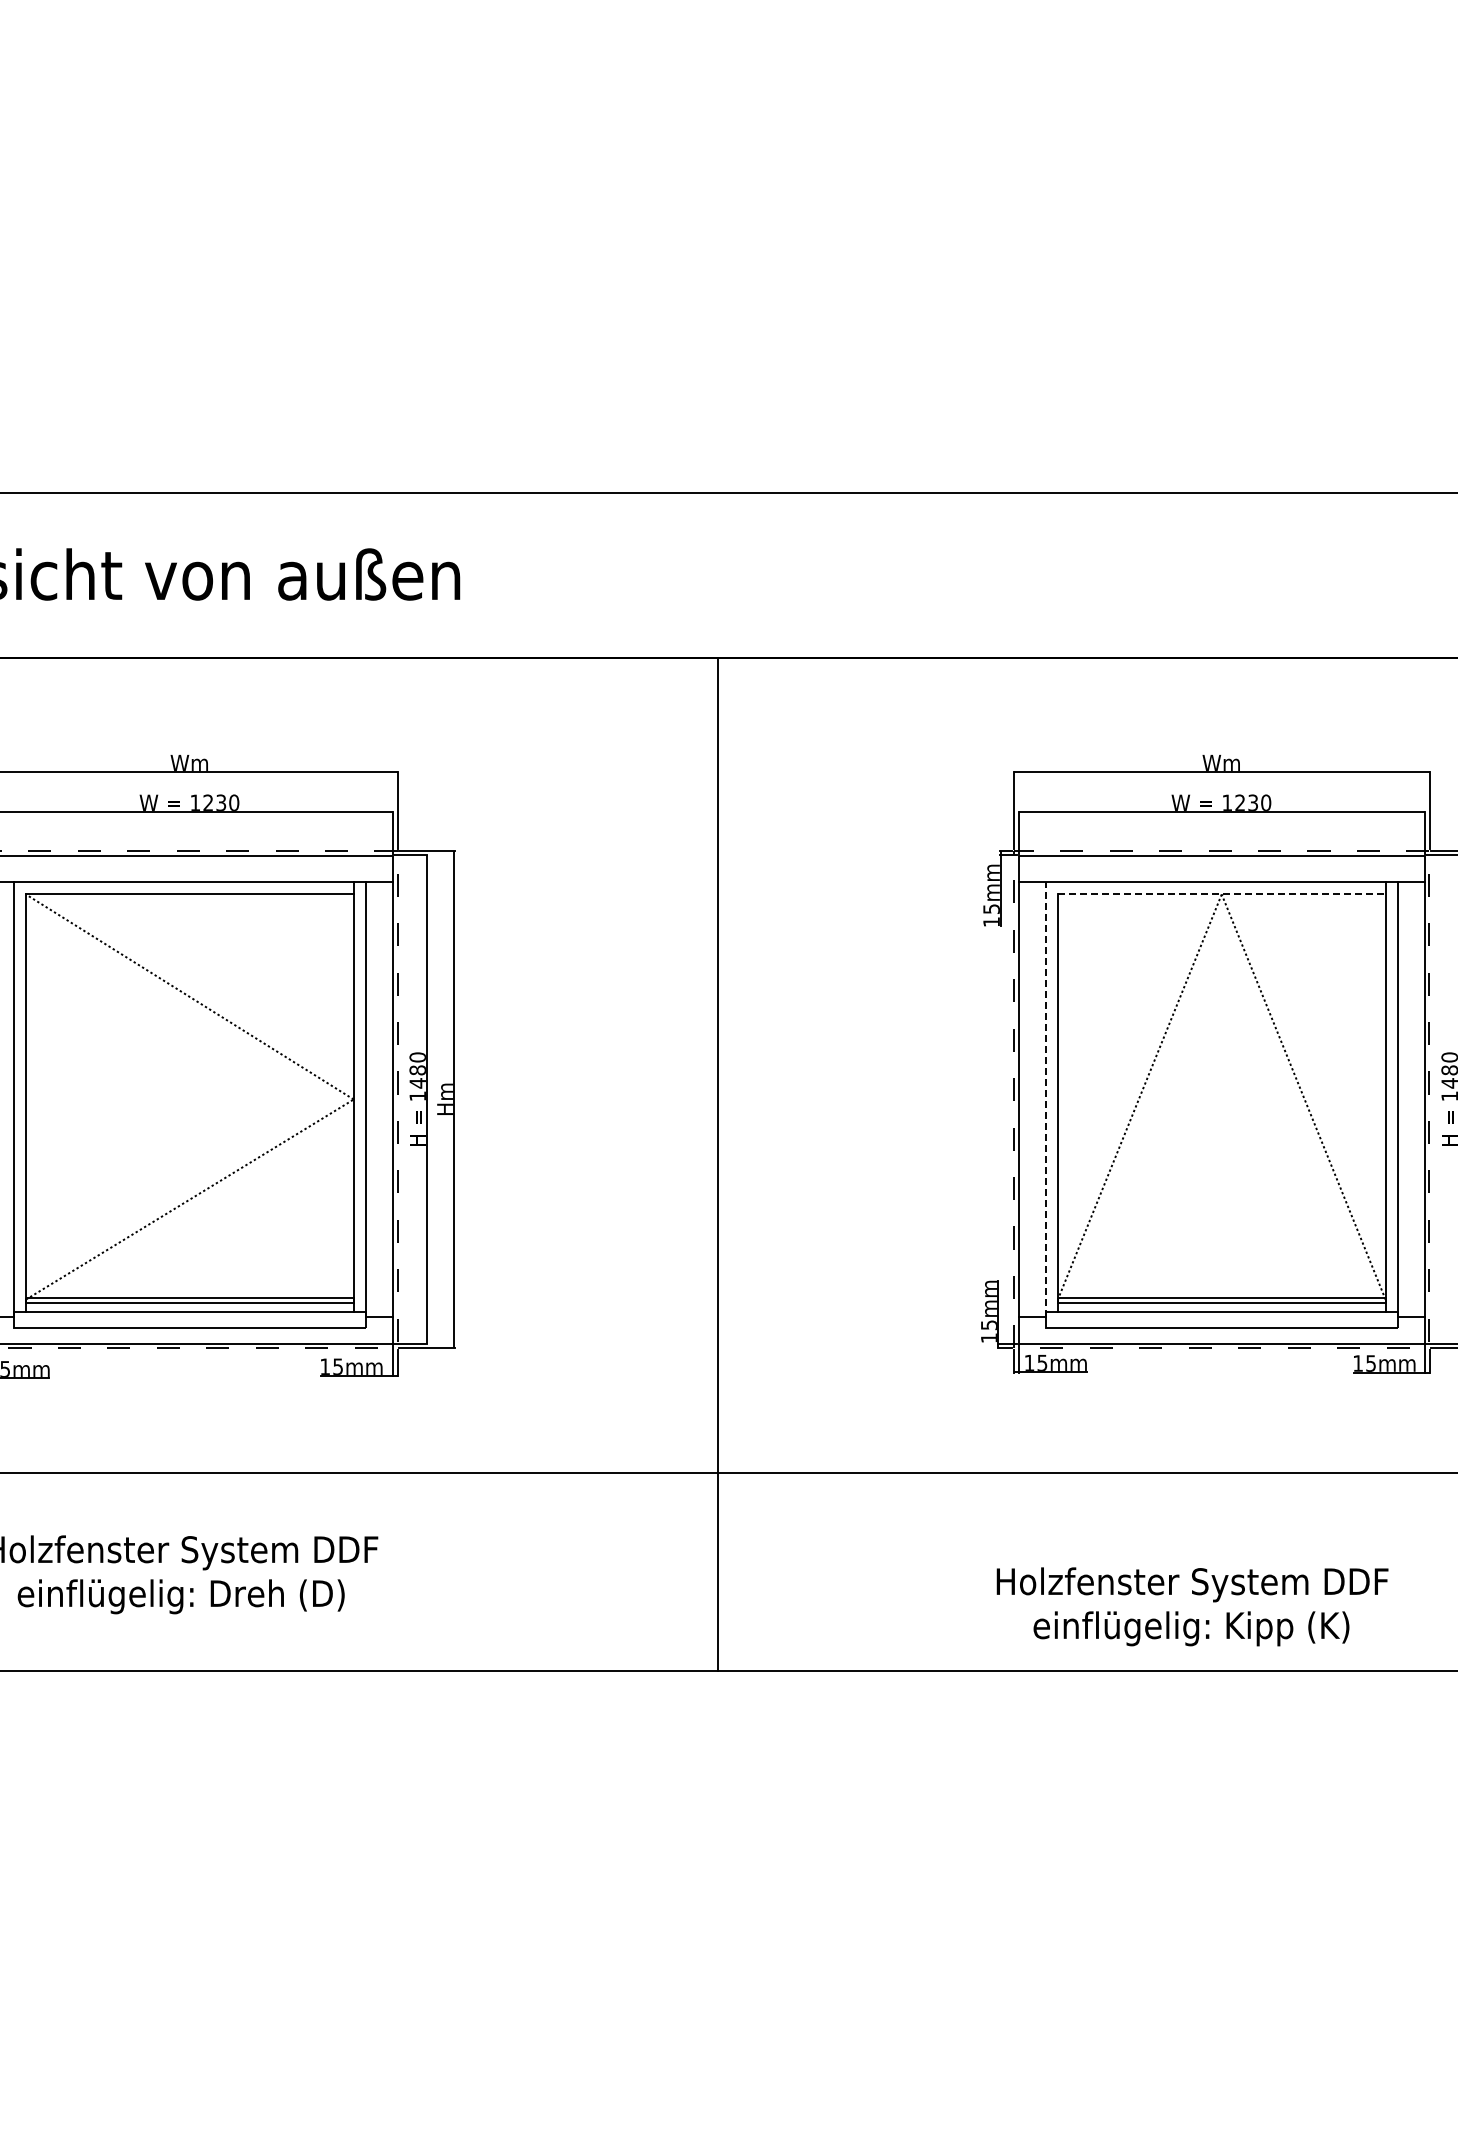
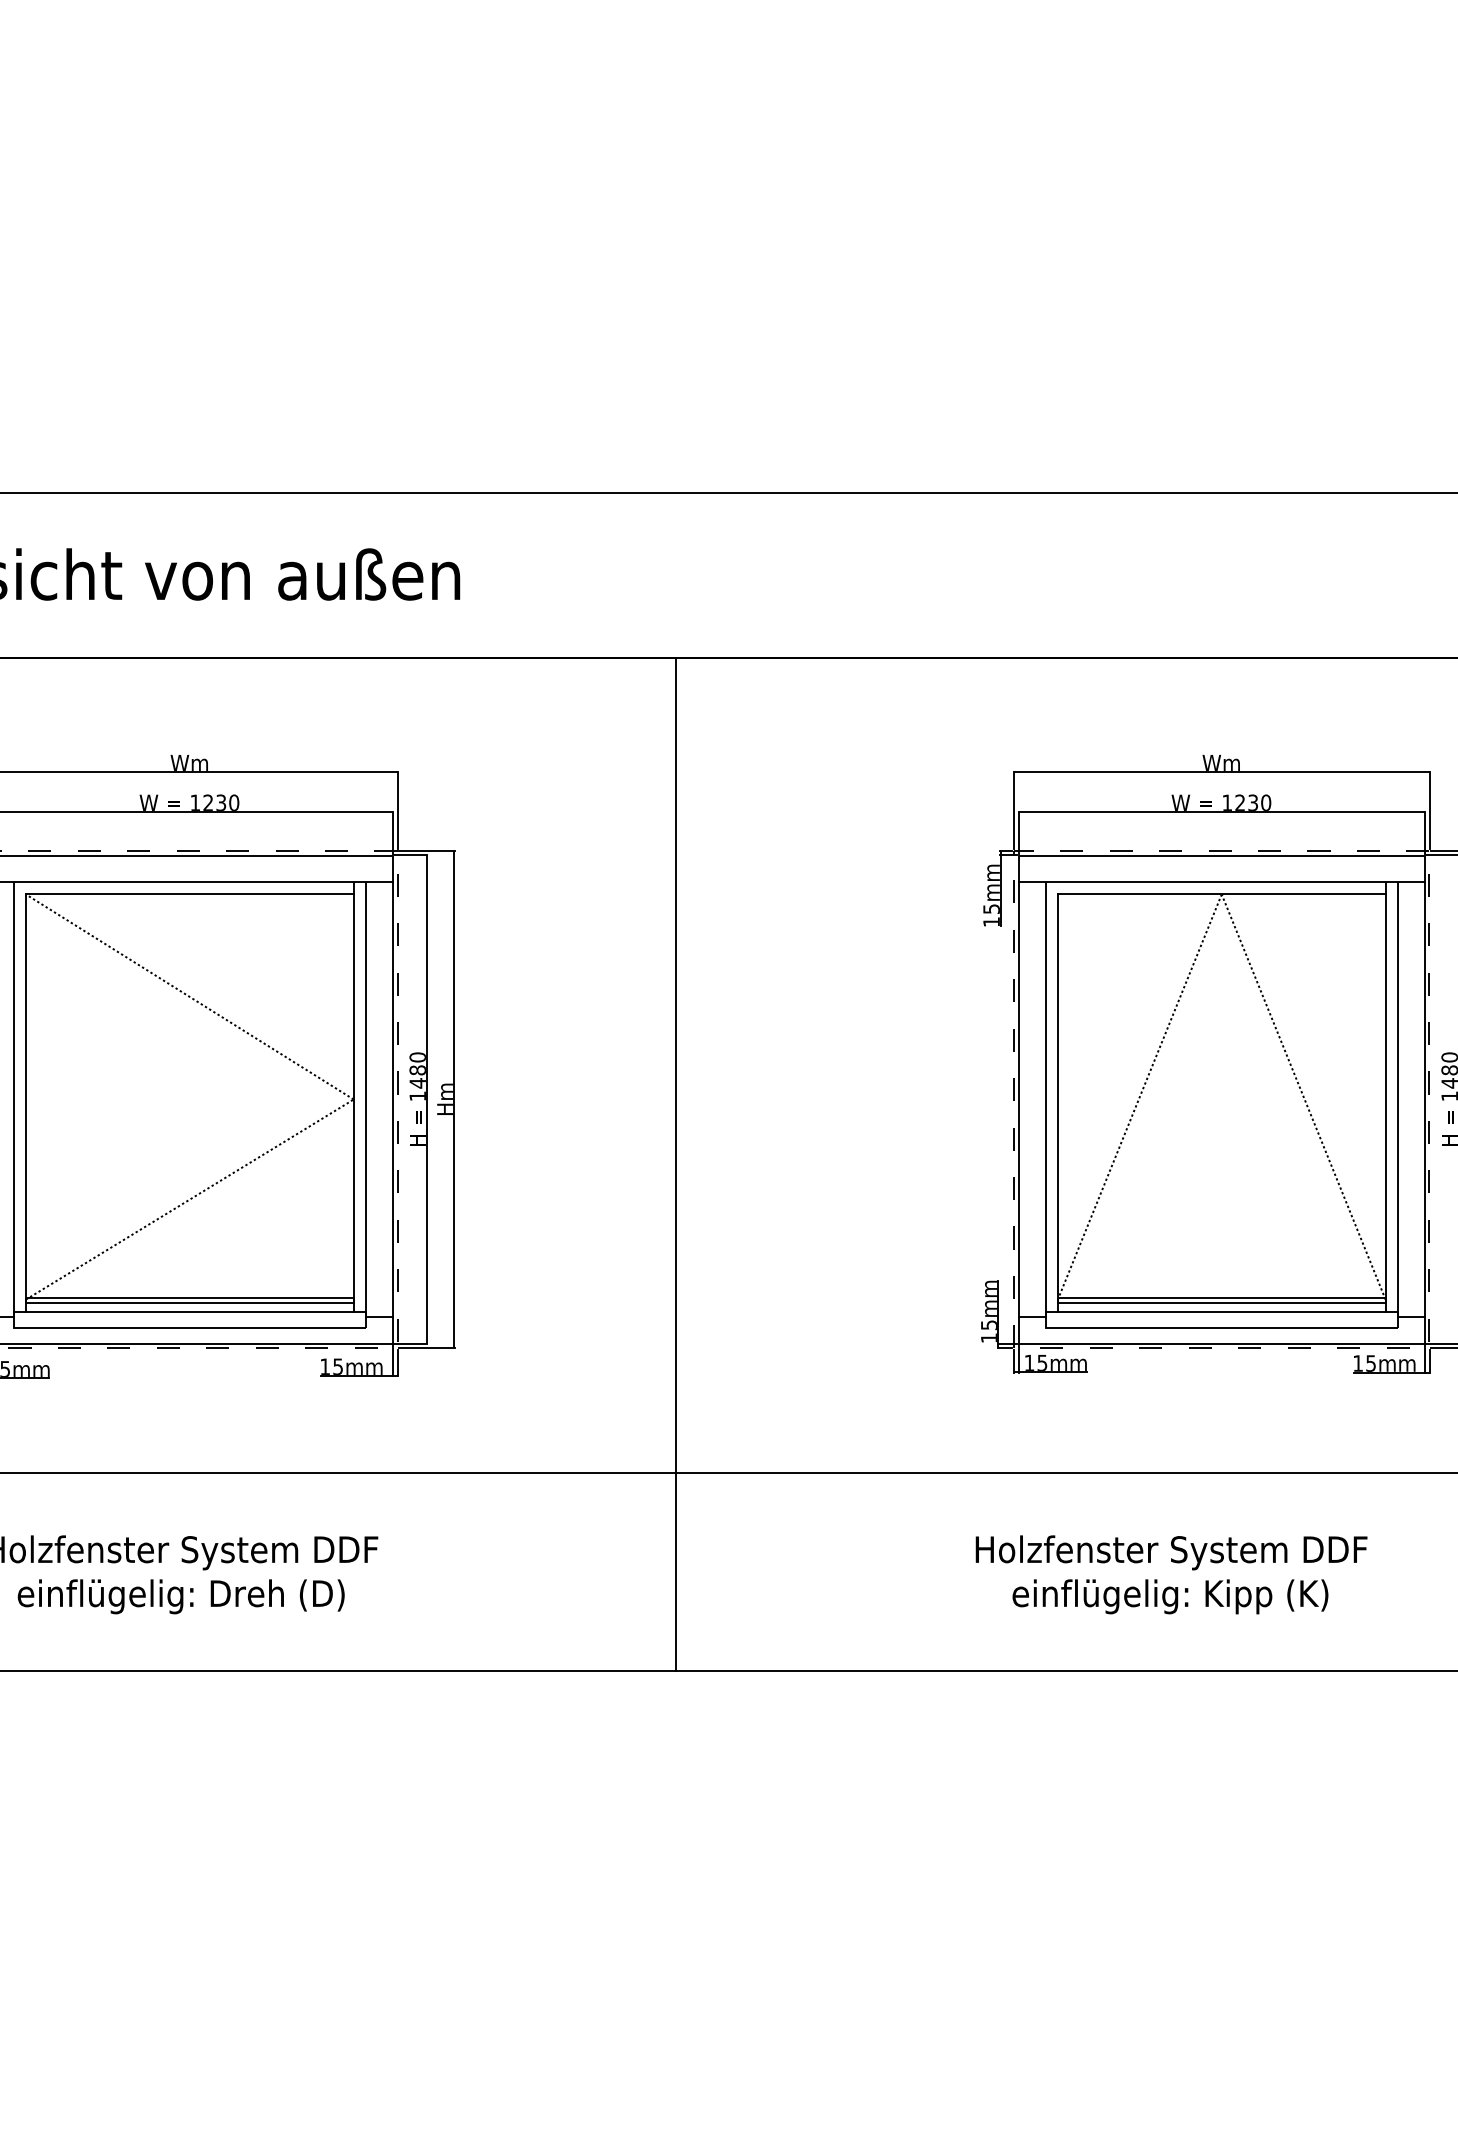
line: dashed -> solid (1221, 894)
line: dashed -> solid (1045, 1099)
line position: (718, 1163) -> (676, 1163) (676, 1163)
text position: (1192, 1606) -> (1171, 1574) (1171, 1574)
